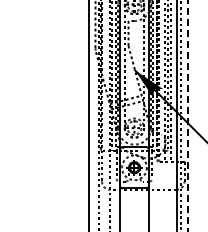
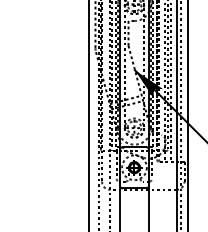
line: dashed -> solid (187, 115)
